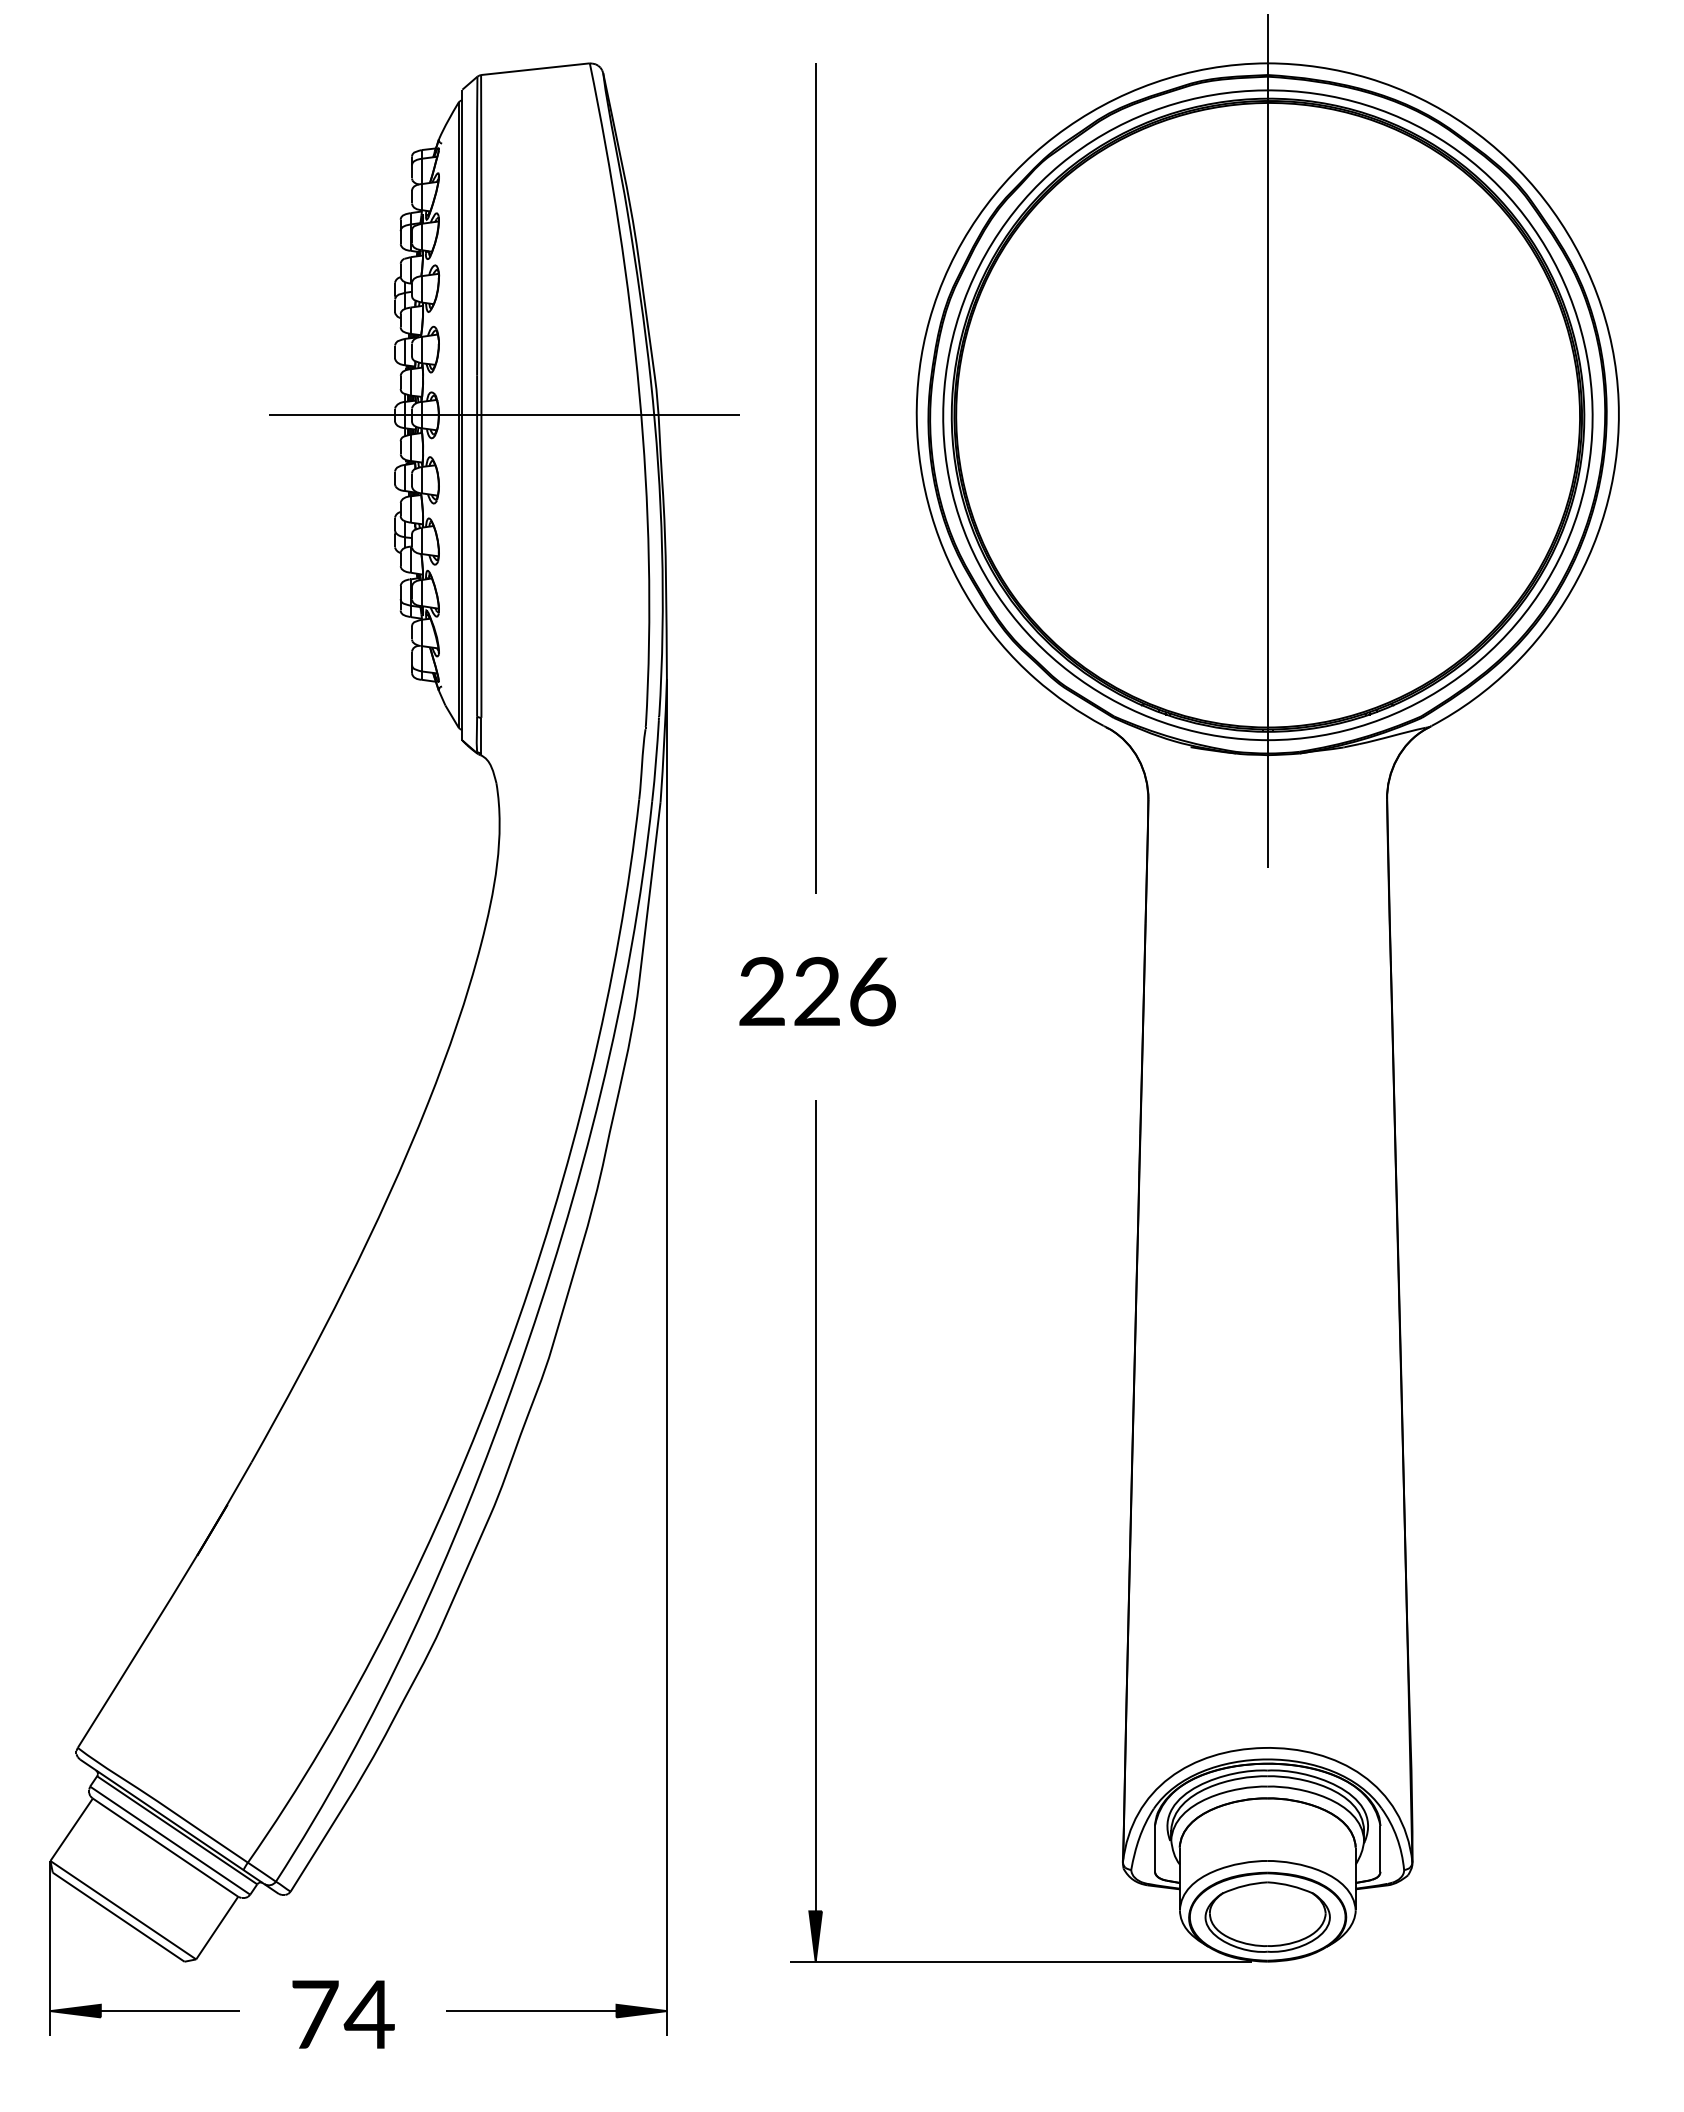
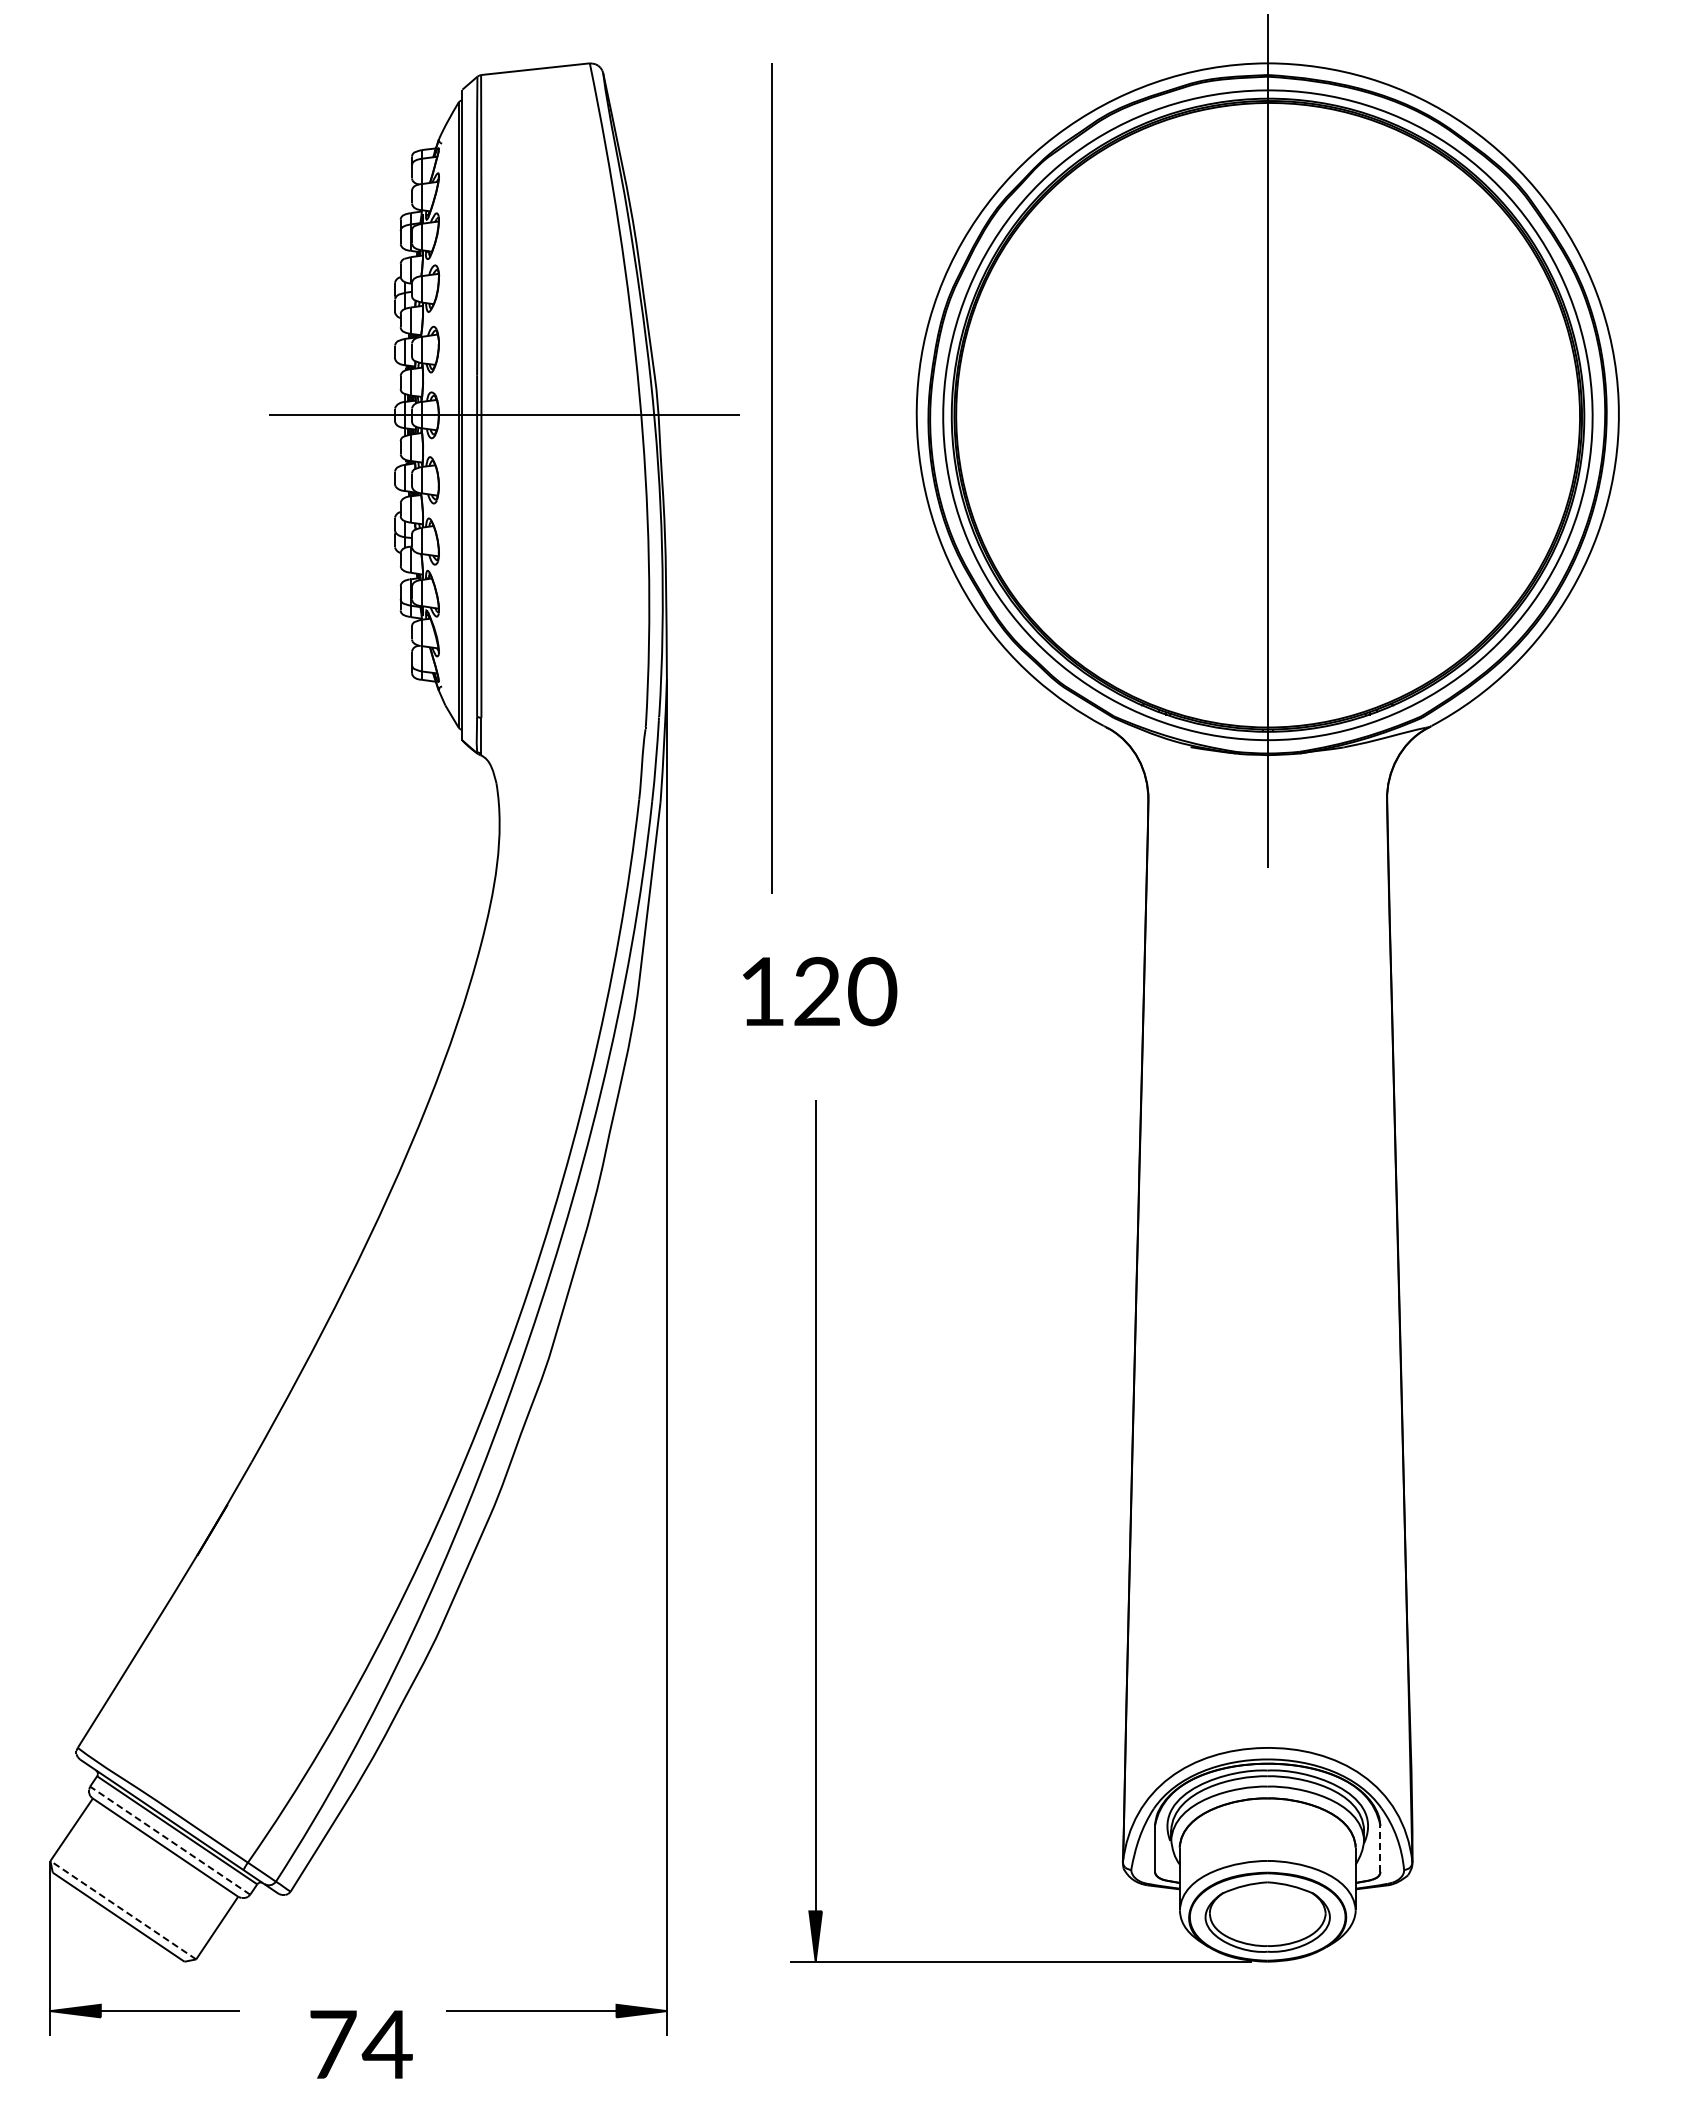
line position: (815, 478) -> (771, 478) (771, 478)
text: 226 -> 120 (818, 991)
line: solid -> dashed (170, 1840)
line: solid -> dashed (1380, 1849)
line: solid -> dashed (123, 1910)
text position: (343, 2014) -> (361, 2044) (361, 2044)
